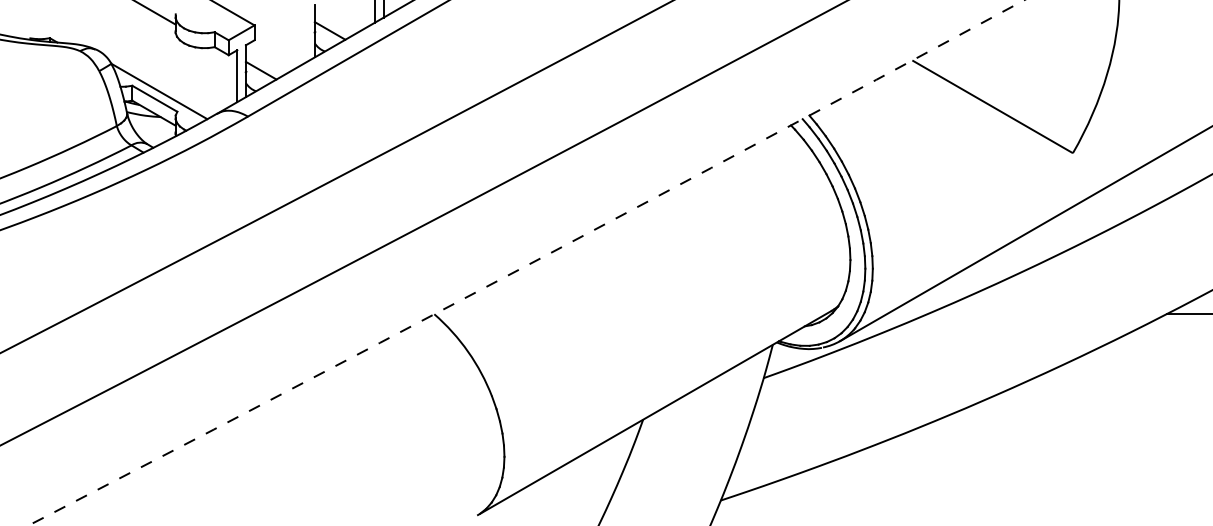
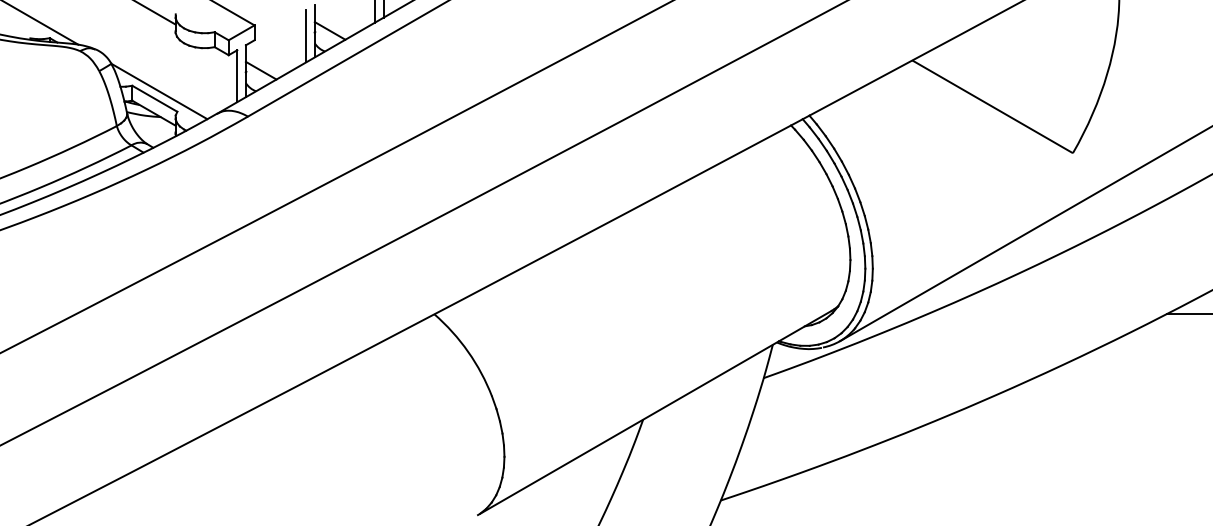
line: none -> present (41, 23)
line: none -> present (306, 36)
arc: dashed -> solid (527, 265)
